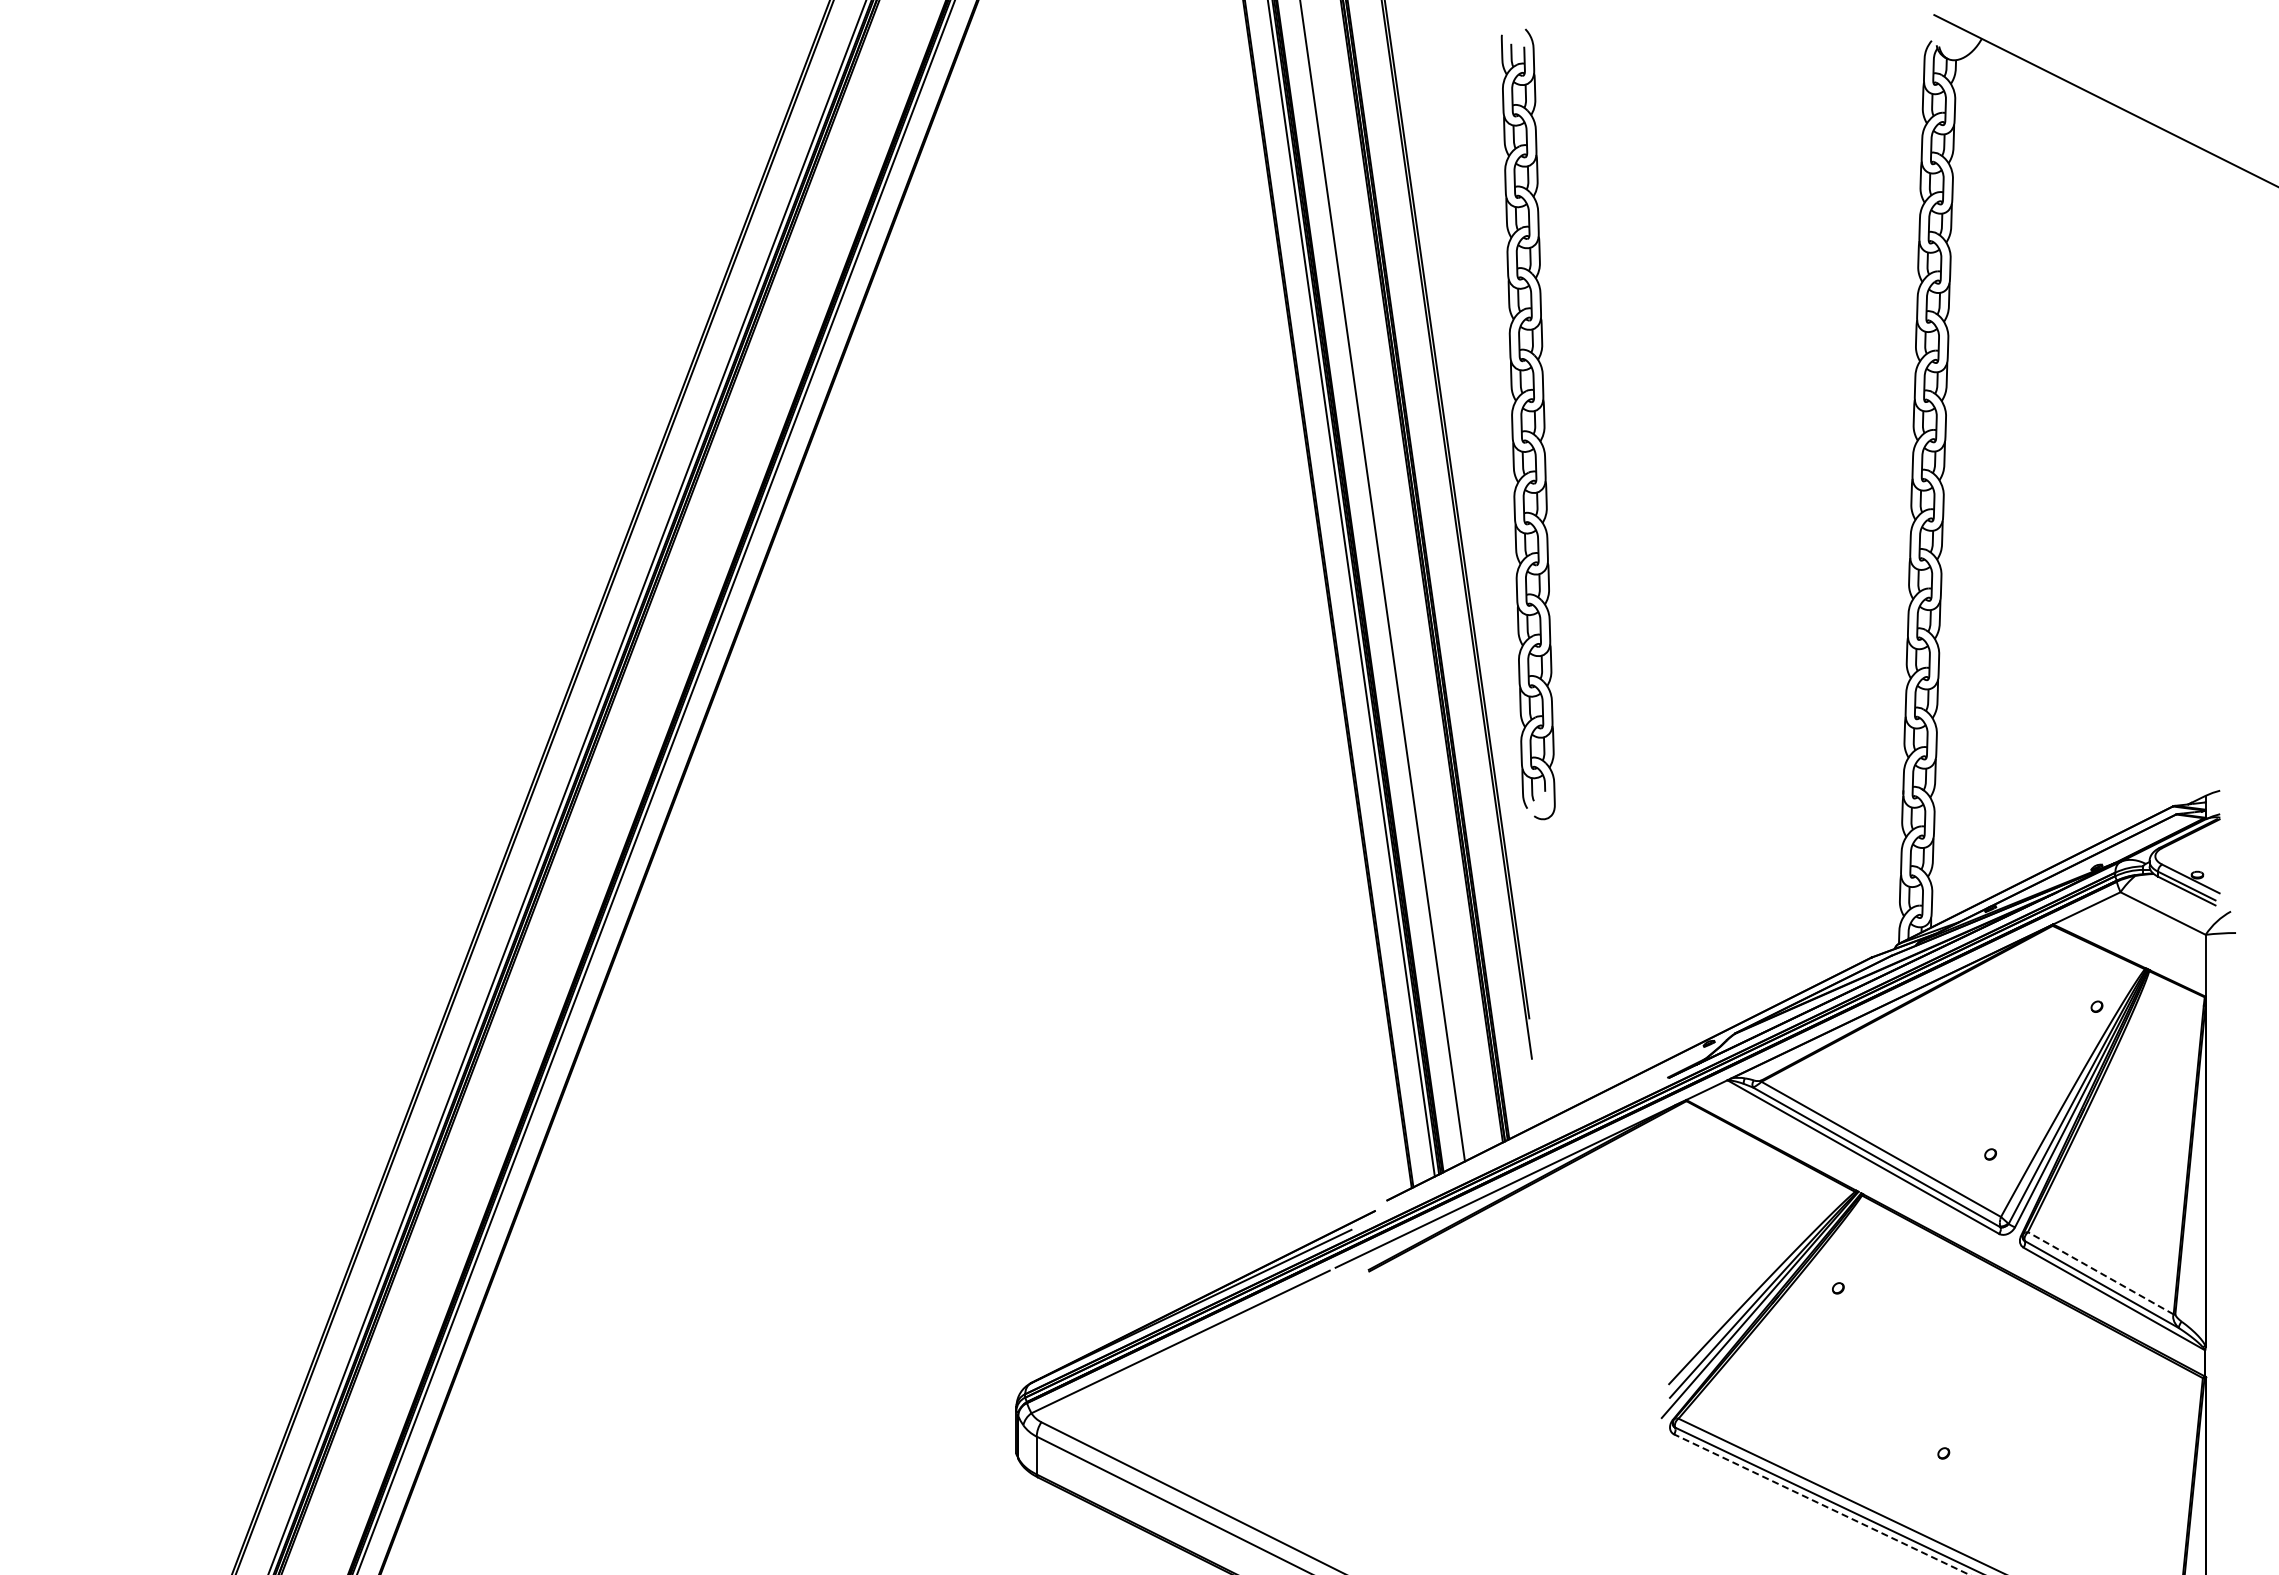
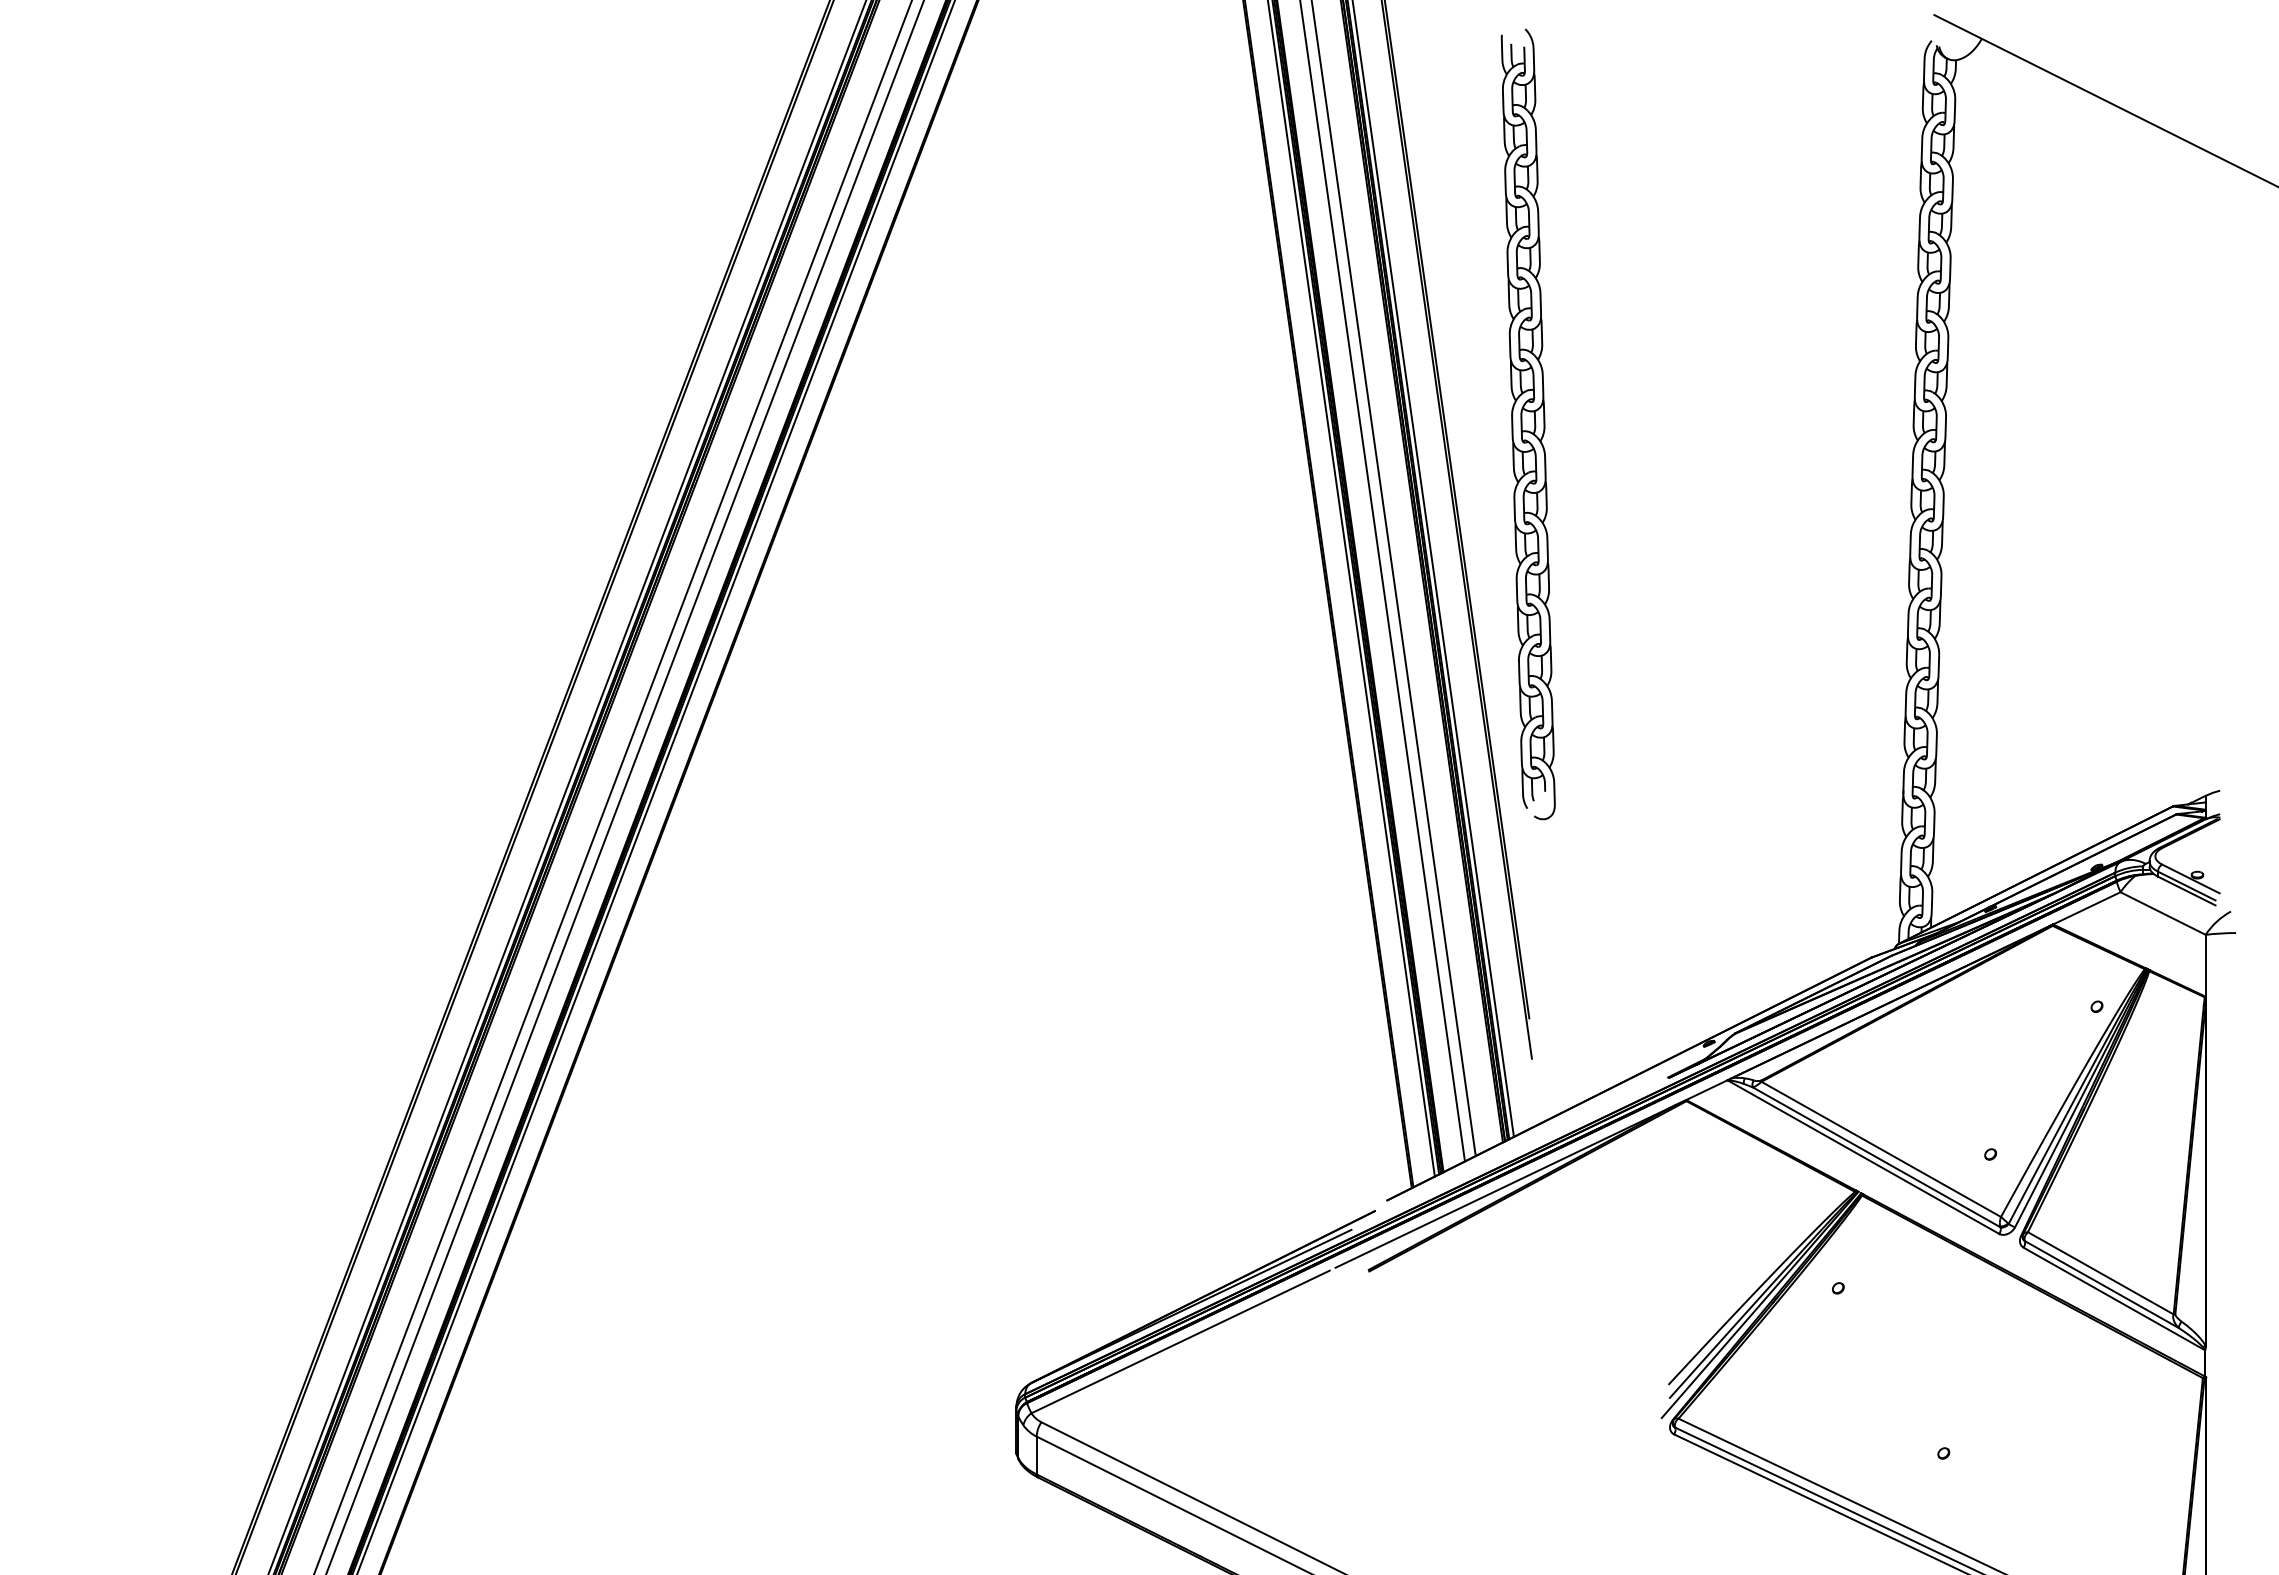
line: none -> present (1432, 569)
line: none -> present (1393, 579)
line: none -> present (613, 786)
line: none -> present (625, 786)
line: dashed -> solid (2100, 1273)
line: dashed -> solid (1821, 1504)
